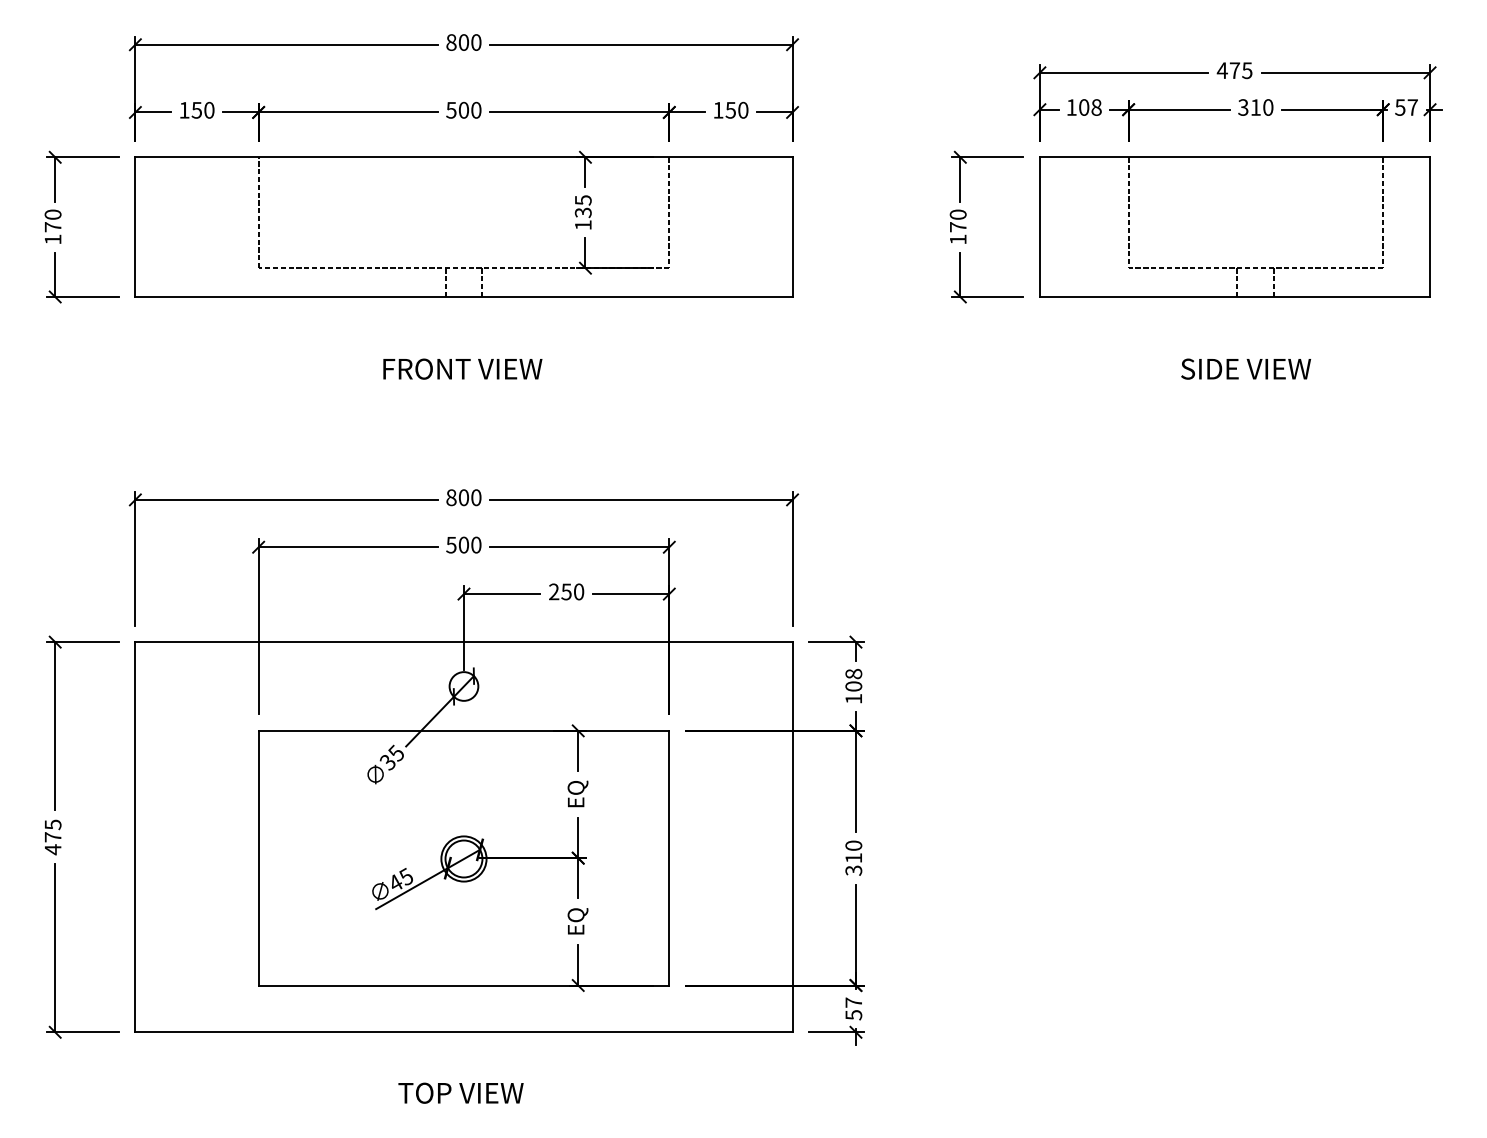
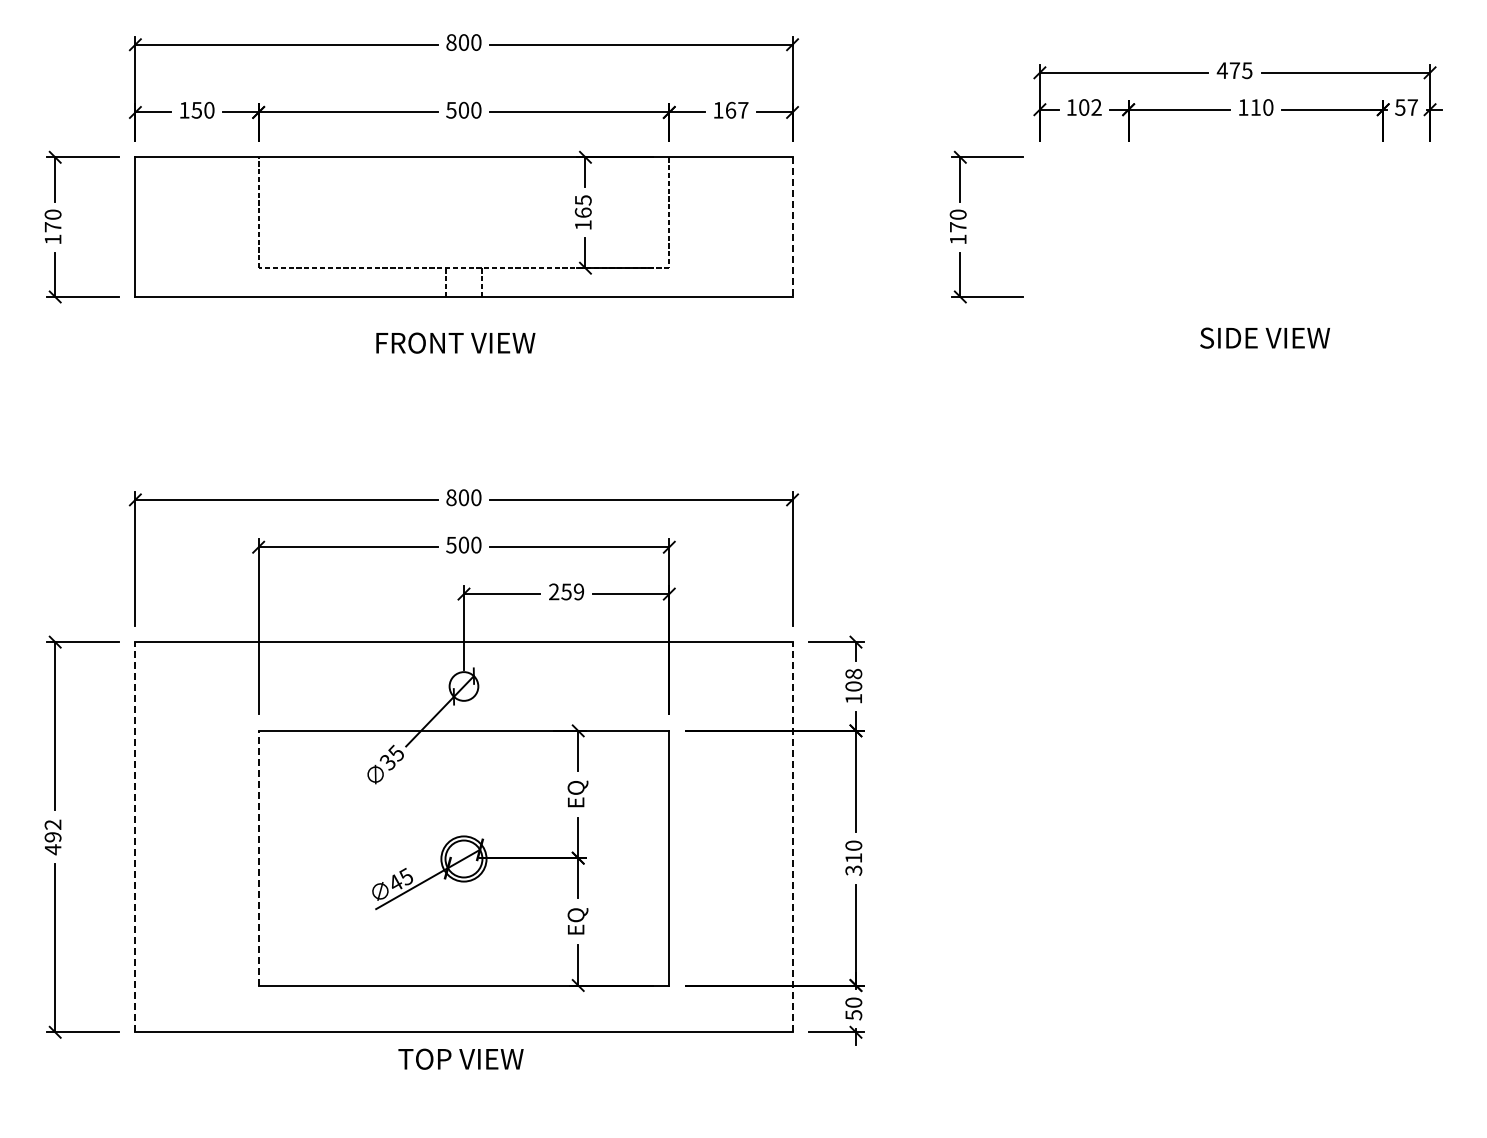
text: 108 -> 102 (1096, 107)
text: 310 -> 110 (1243, 107)
text: 150 -> 167 (736, 109)
text: 135 -> 165 (582, 212)
part: present -> none (1234, 226)
line: solid -> dashed (792, 227)
text position: (462, 368) -> (455, 342) (455, 342)
text position: (1245, 368) -> (1264, 337) (1264, 337)
text: 250 -> 259 (578, 591)
text: 475 -> 492 (52, 830)
line: solid -> dashed (135, 836)
line: solid -> dashed (792, 836)
line: solid -> dashed (258, 857)
text: 57 -> 50 (853, 1002)
text position: (460, 1092) -> (460, 1058) (460, 1058)
